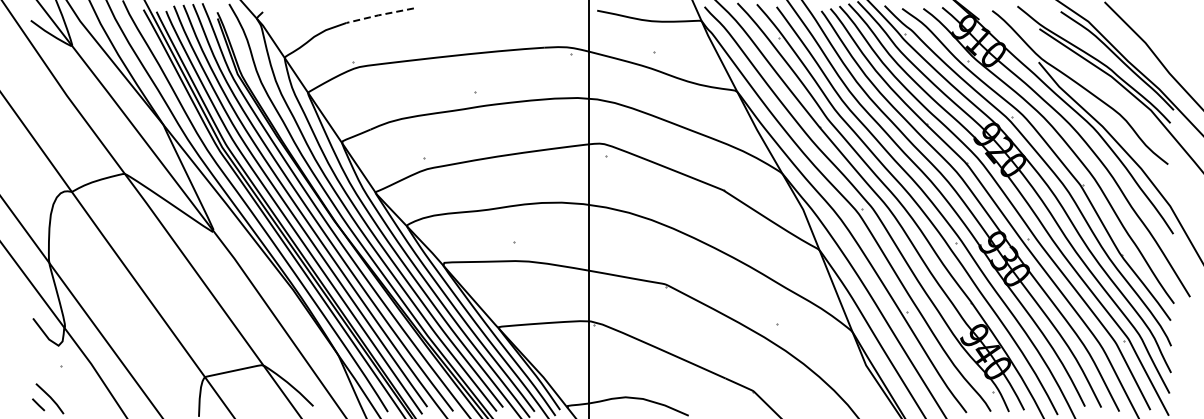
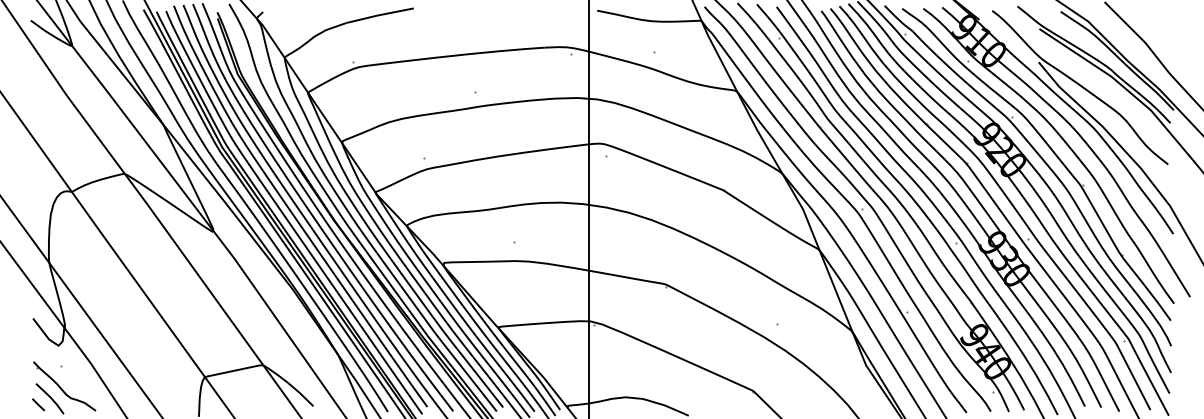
line: dashed -> solid (379, 15)
part: none -> present (64, 386)
